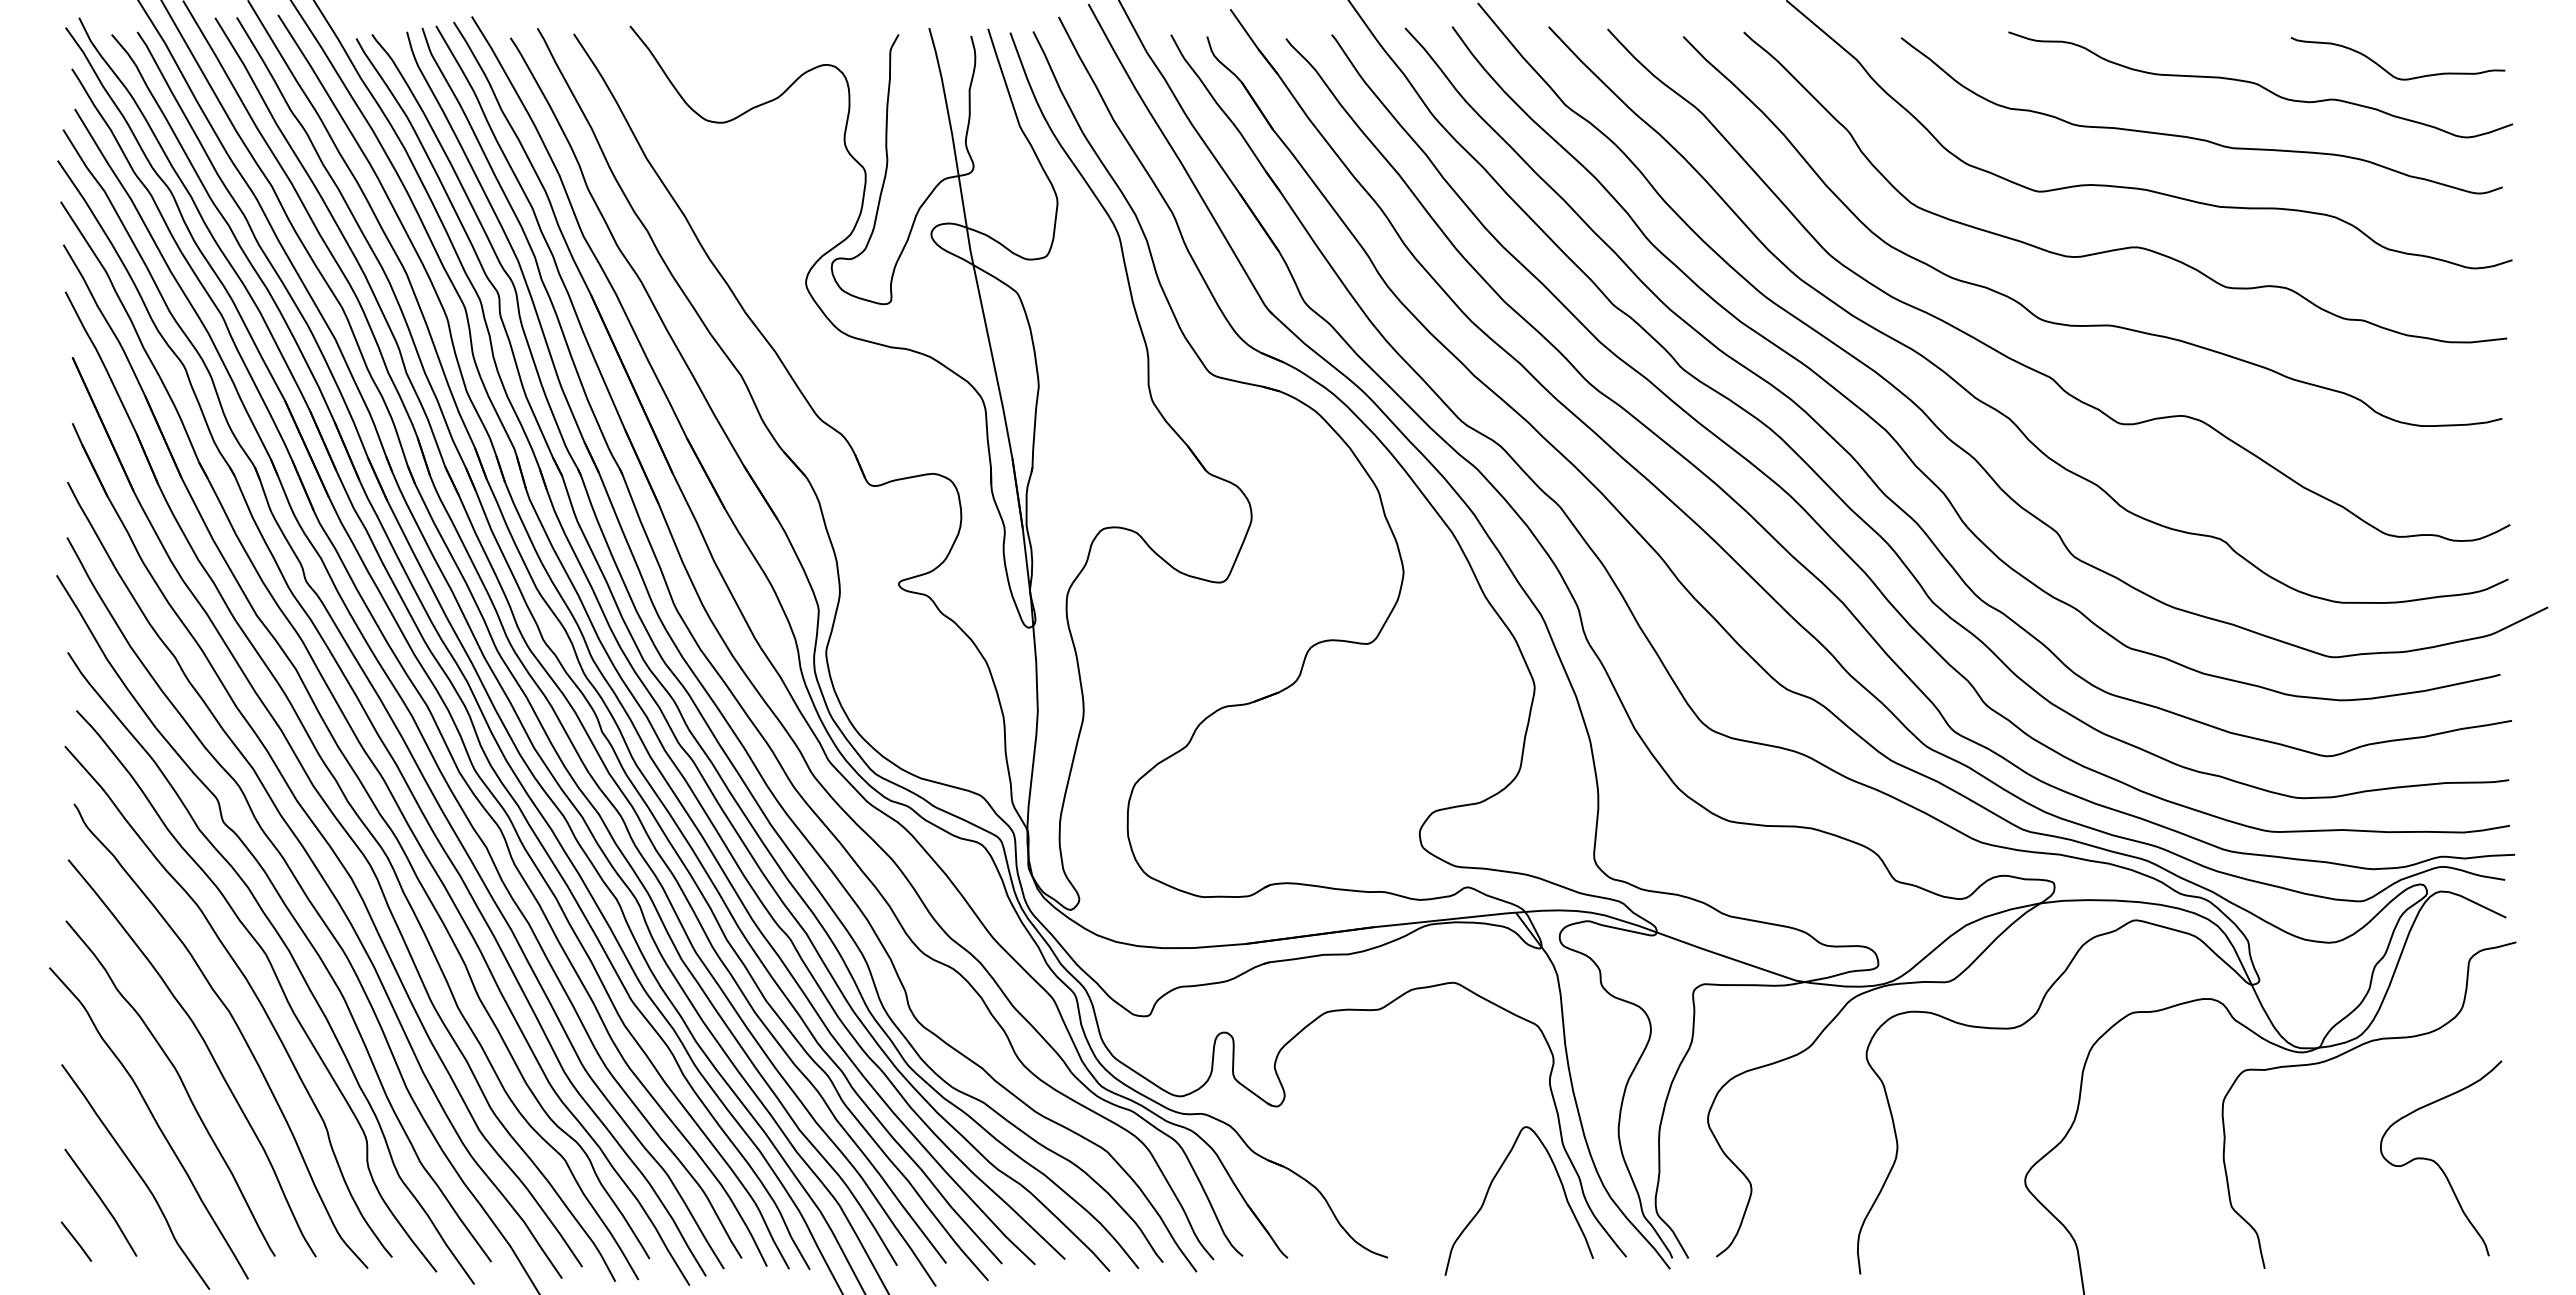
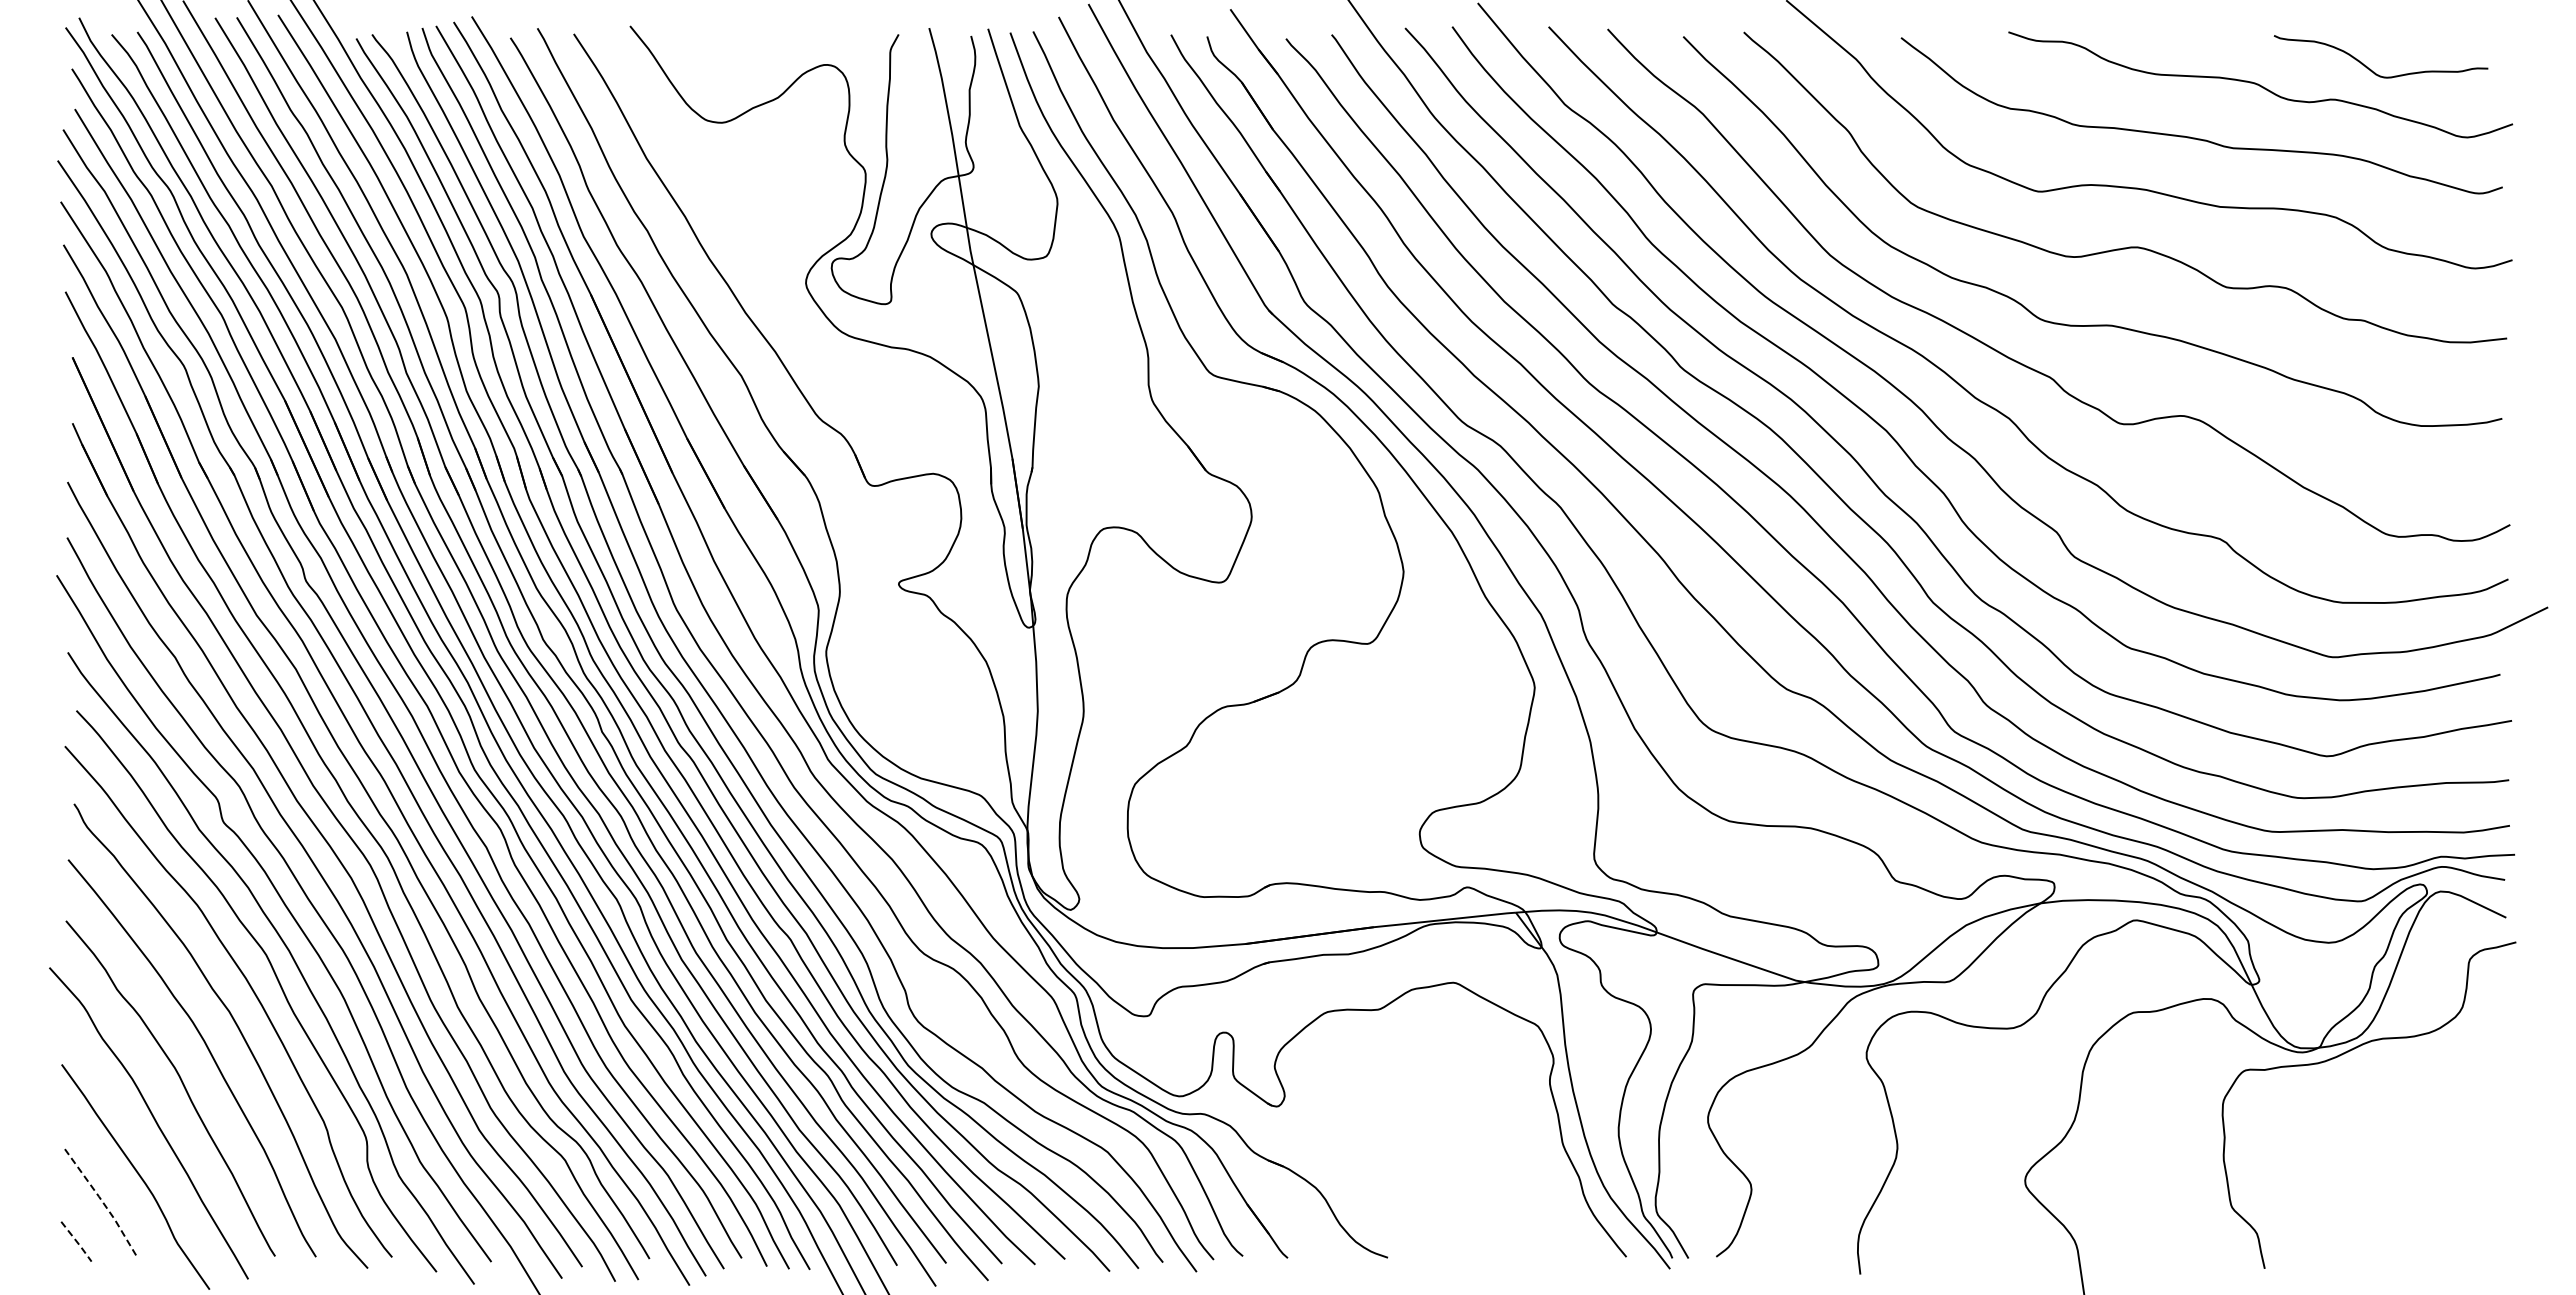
curve position: (2387, 70) -> (2370, 68) (2370, 68)
curve: present -> none (2438, 1163)
curve: present -> none (1489, 1190)
line: solid -> dashed (102, 1202)
line: solid -> dashed (77, 1242)
